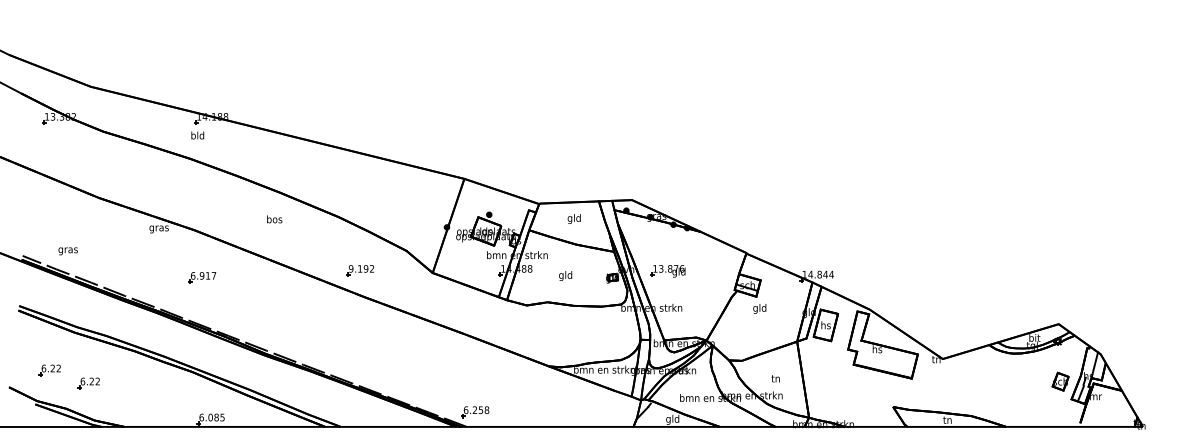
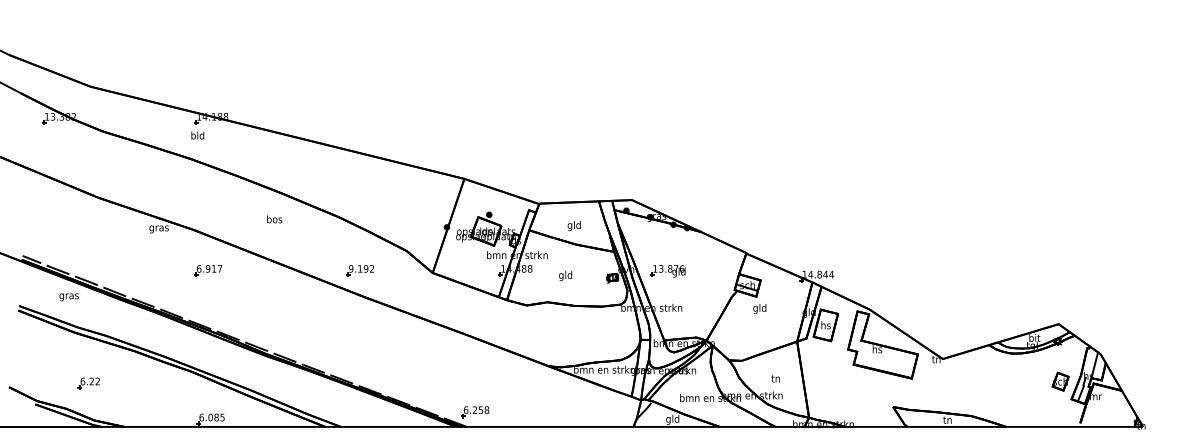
text position: (573, 218) -> (573, 225) (573, 225)
text position: (67, 251) -> (68, 297) (68, 297)
part position: (202, 277) -> (208, 270) (208, 270)
part: present -> none (49, 370)
